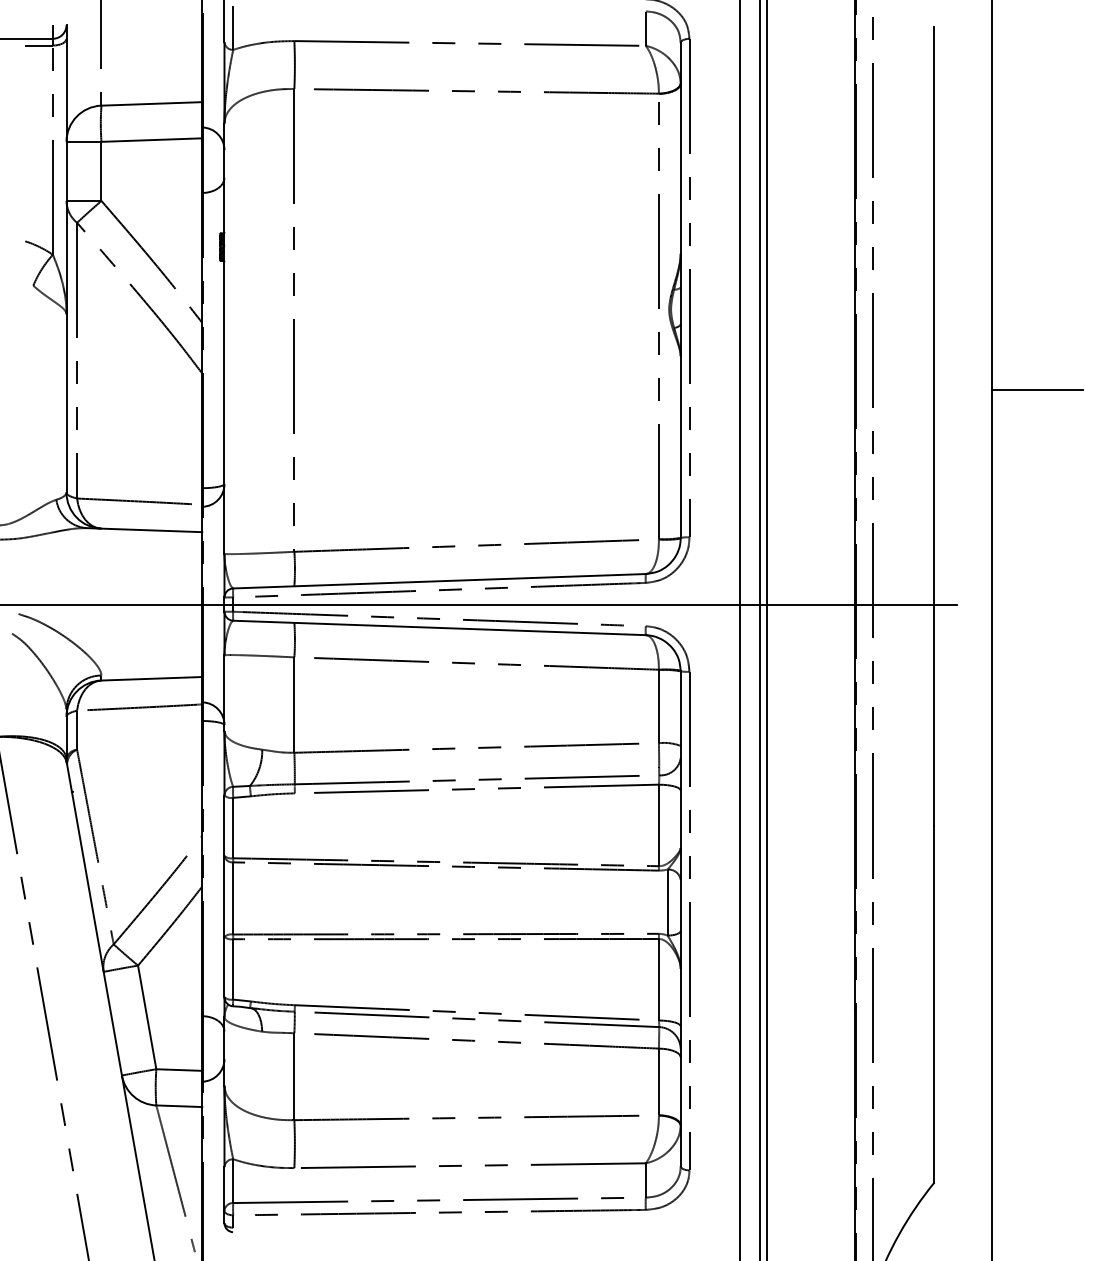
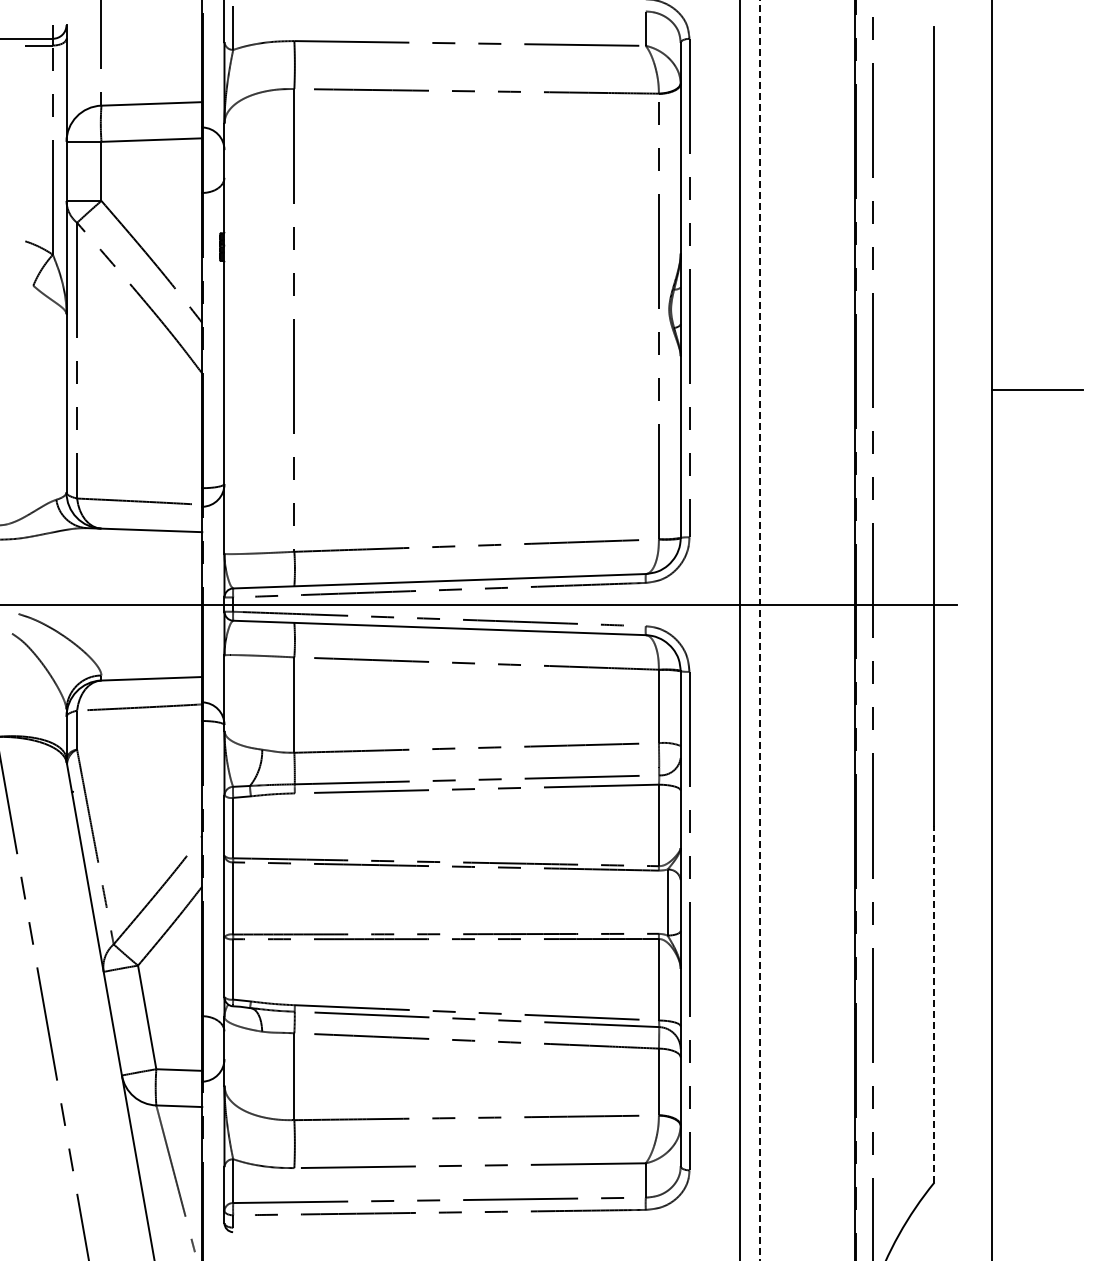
line: present -> none (766, 629)
line: solid -> dashed (759, 630)
line: solid -> dashed (934, 1003)
